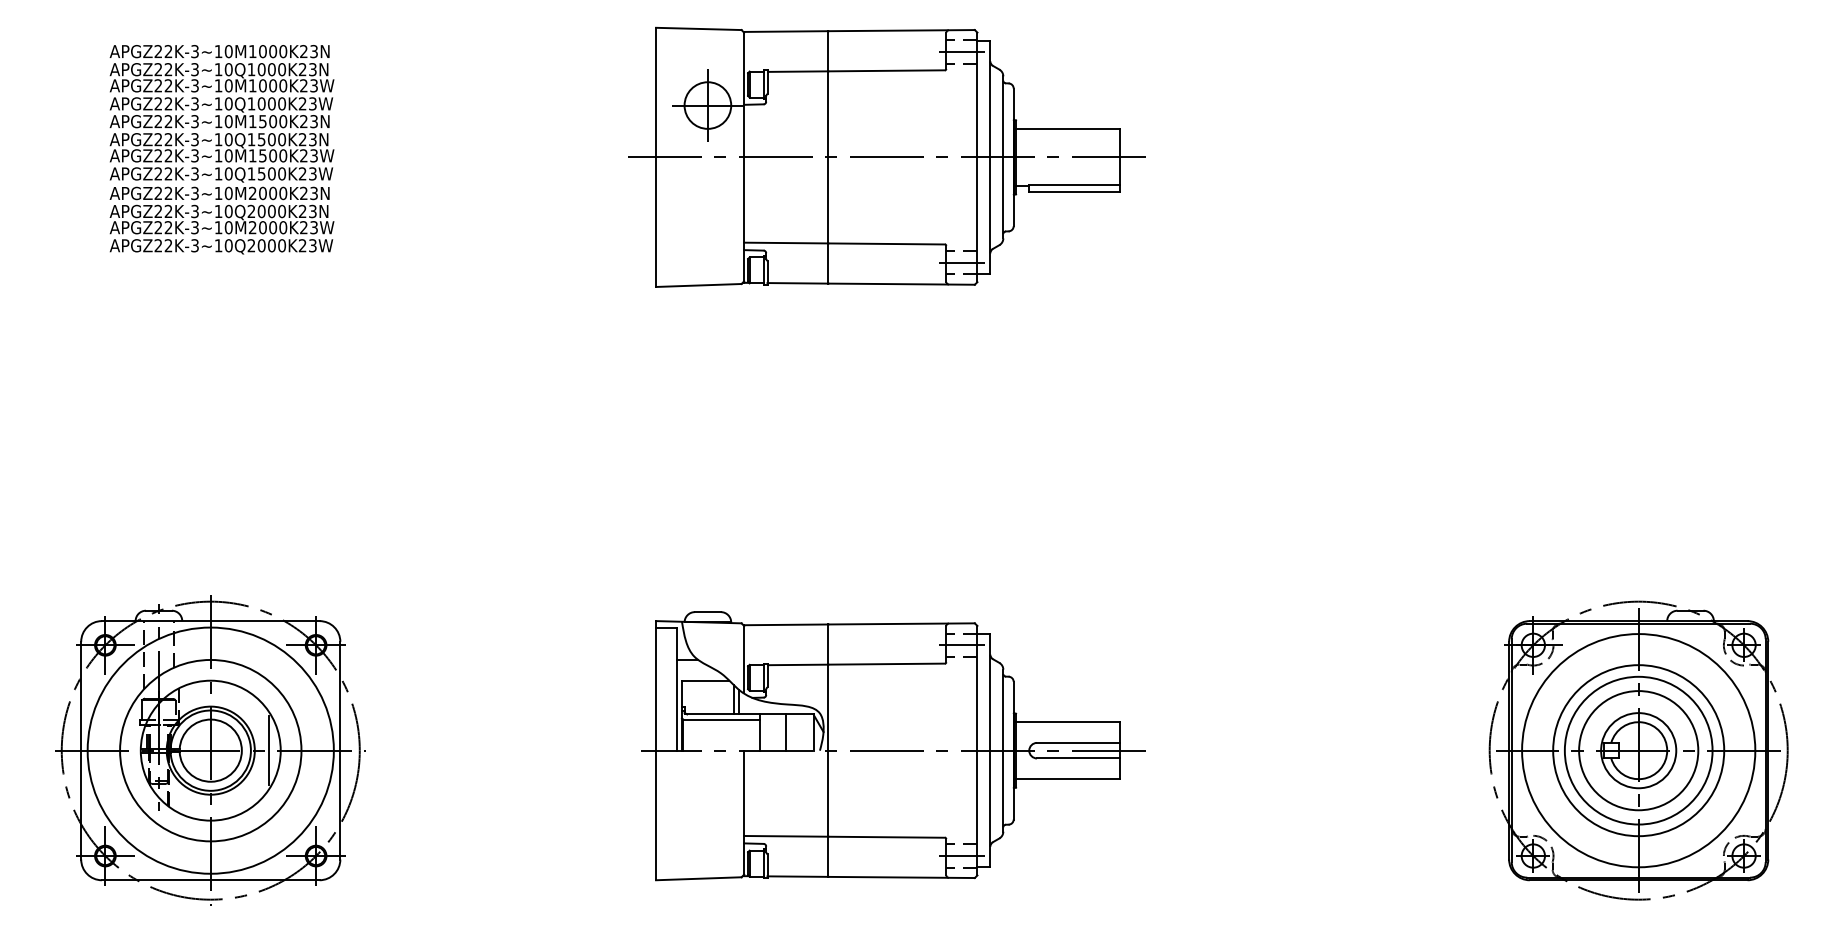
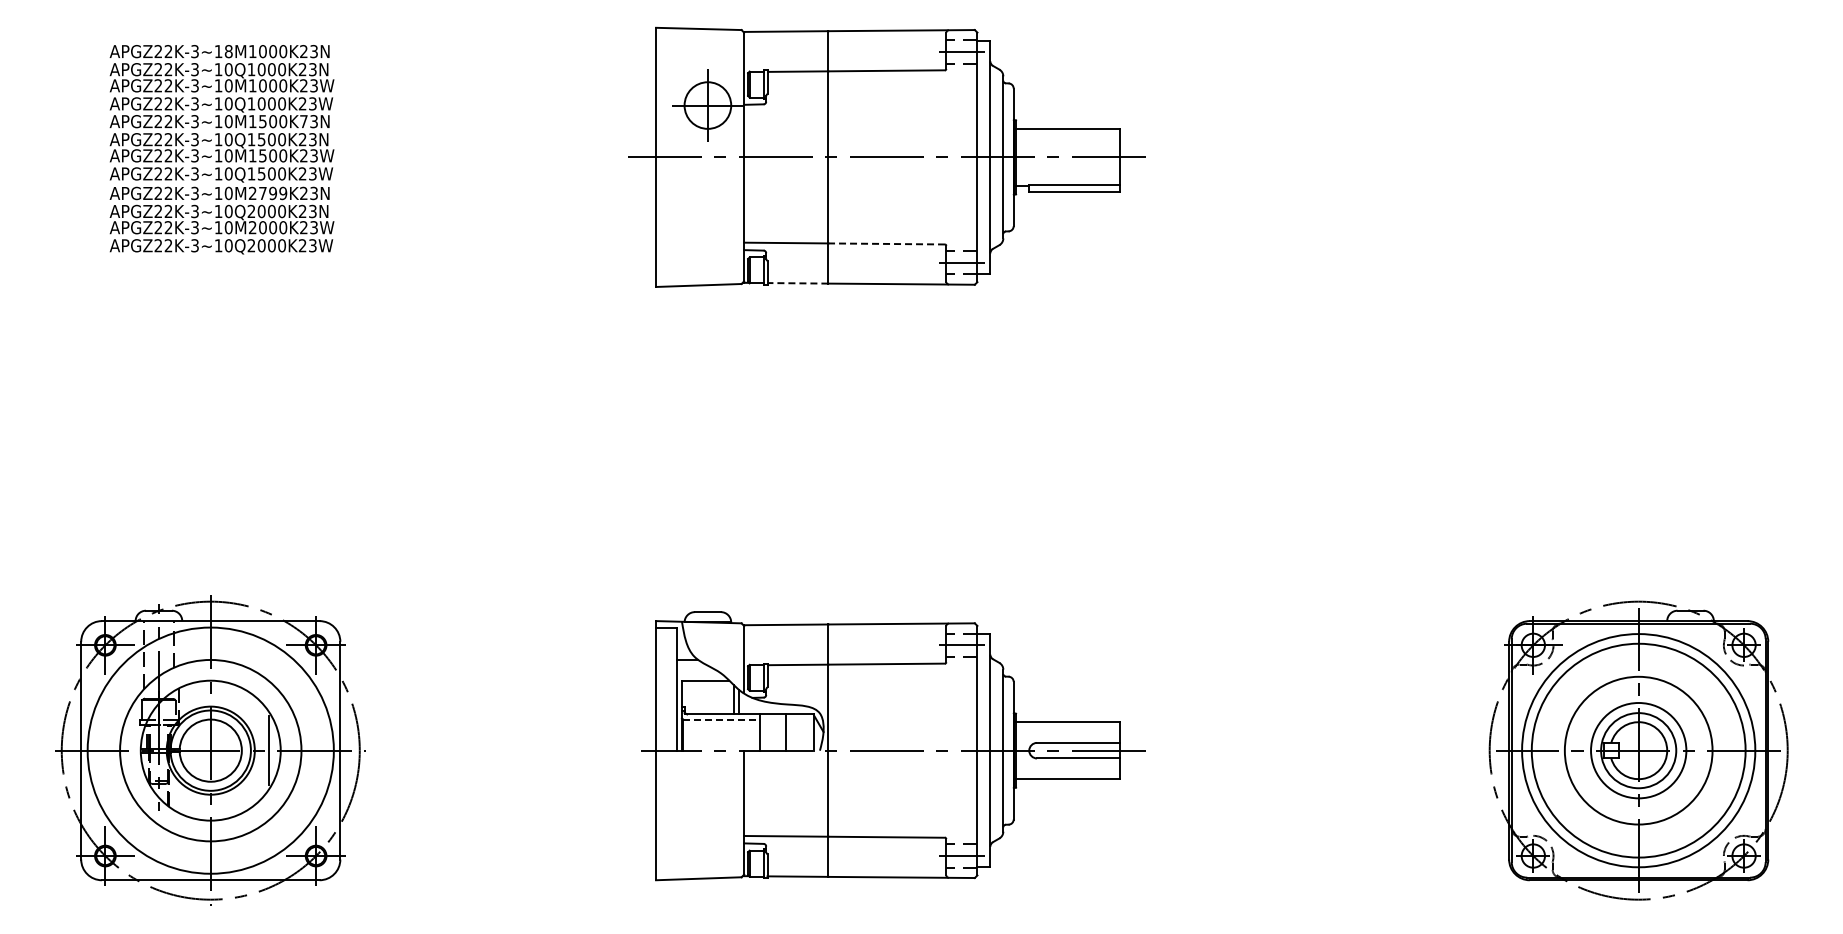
text: APGZ22K-3~10M1000K23N -> APGZ22K-3~18M1000K23N (228, 51)
text: APGZ22K-3~10M1500K23N -> APGZ22K-3~10M1500K73N (303, 121)
text: APGZ22K-3~10M2000K23N -> APGZ22K-3~10M2799K23N (273, 193)
line: solid -> dashed (886, 243)
line: solid -> dashed (797, 283)
line: solid -> dashed (722, 719)
circle diameter: 119 px -> 95 px (1638, 750)
circle diameter: 171 px -> 214 px (1638, 750)
